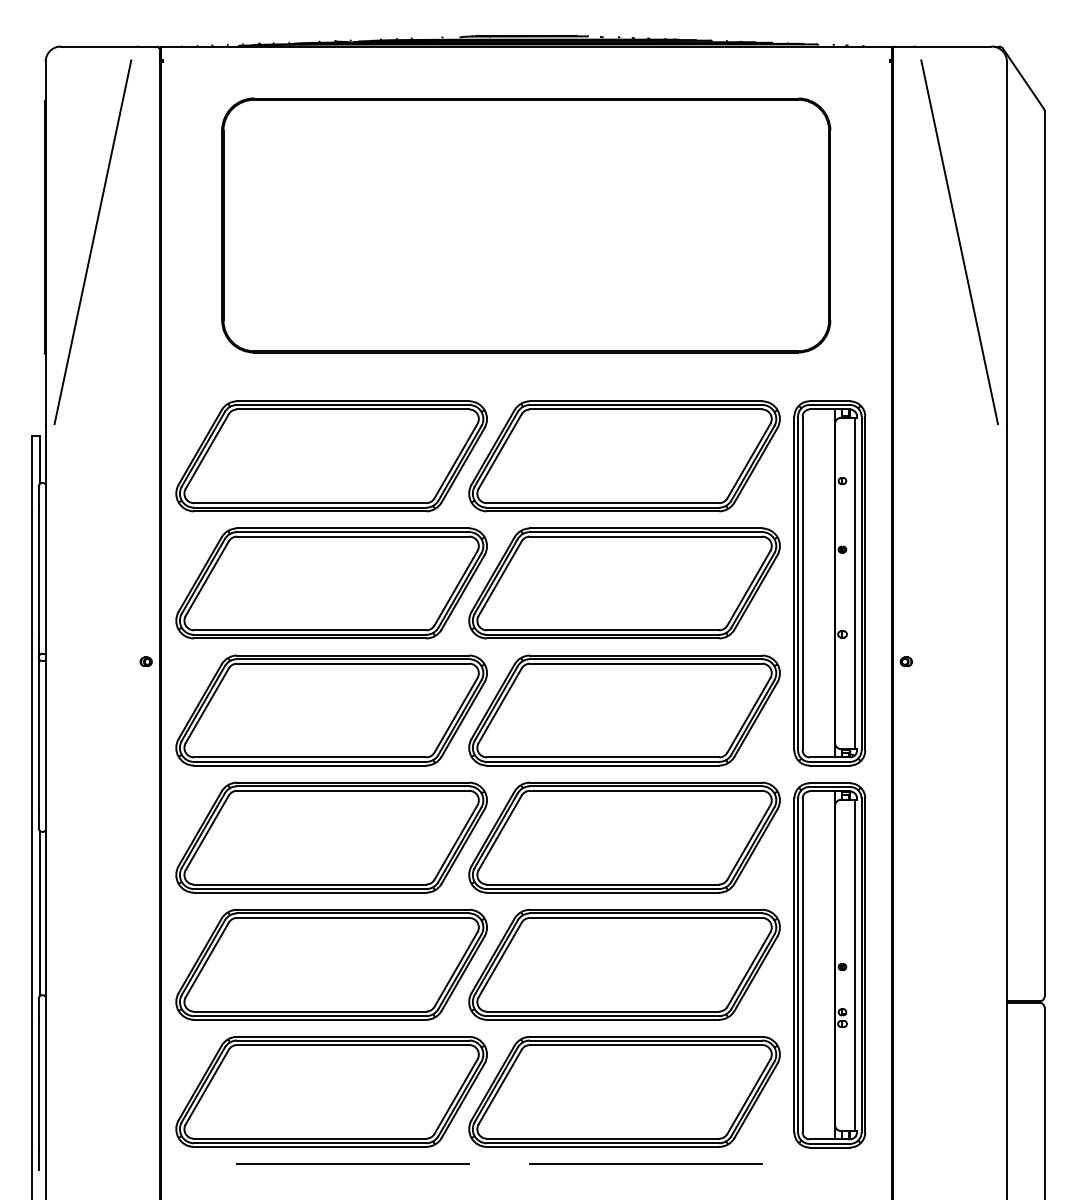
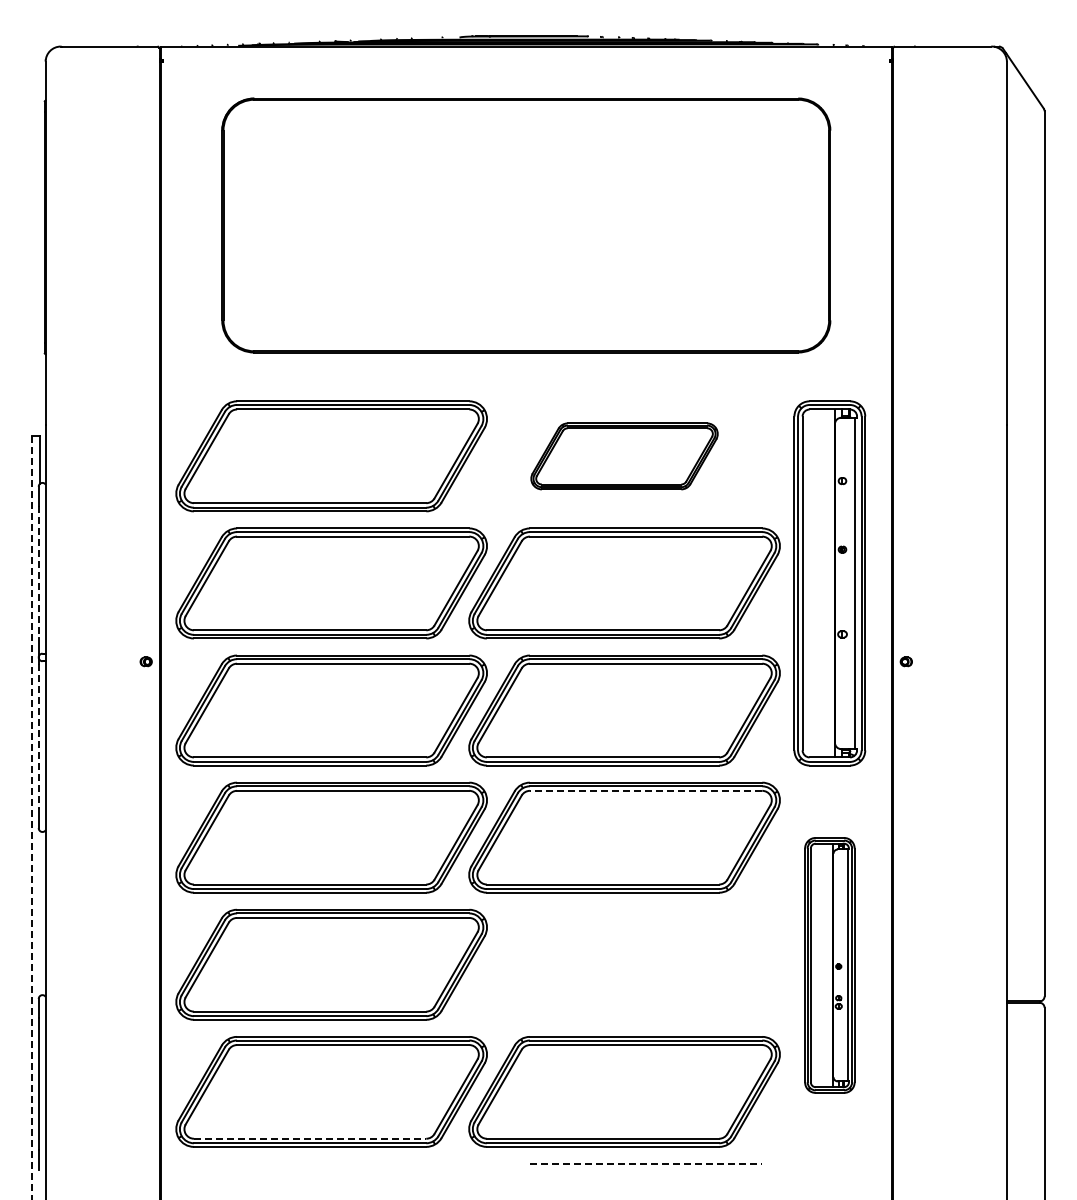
line: present -> none (92, 242)
line: present -> none (959, 242)
part size: 313x113 px -> 189x69 px (624, 456)
line: solid -> dashed (38, 572)
line: solid -> dashed (38, 736)
line: solid -> dashed (645, 790)
line: solid -> dashed (32, 817)
line: present -> none (39, 913)
part: present -> none (624, 964)
part size: 74x367 px -> 52x257 px (829, 965)
line: solid -> dashed (310, 1138)
line: present -> none (353, 1163)
line: solid -> dashed (646, 1163)
